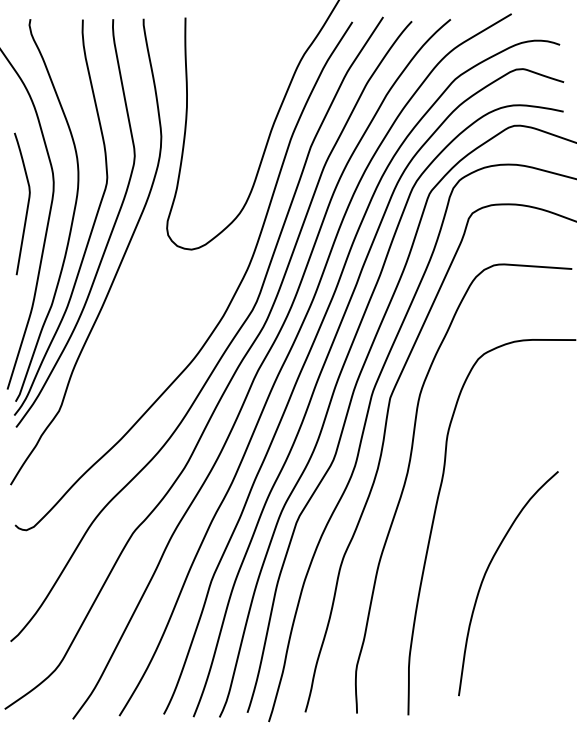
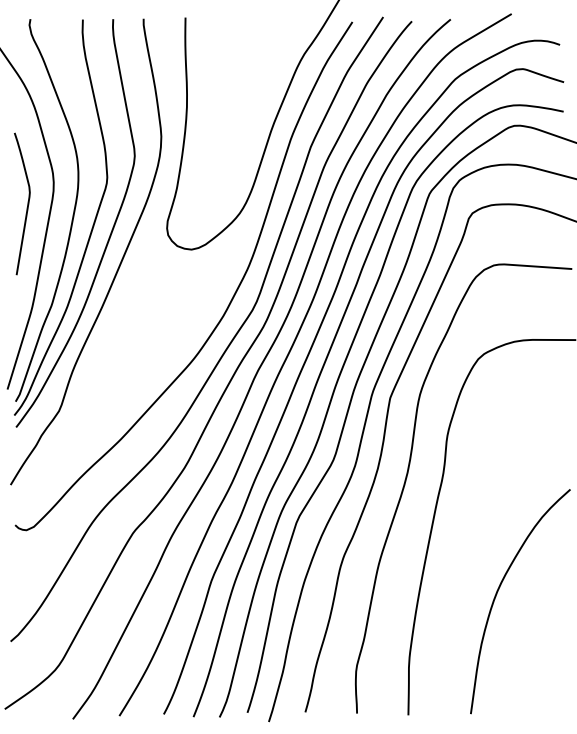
curve position: (485, 576) -> (497, 594) (497, 594)
